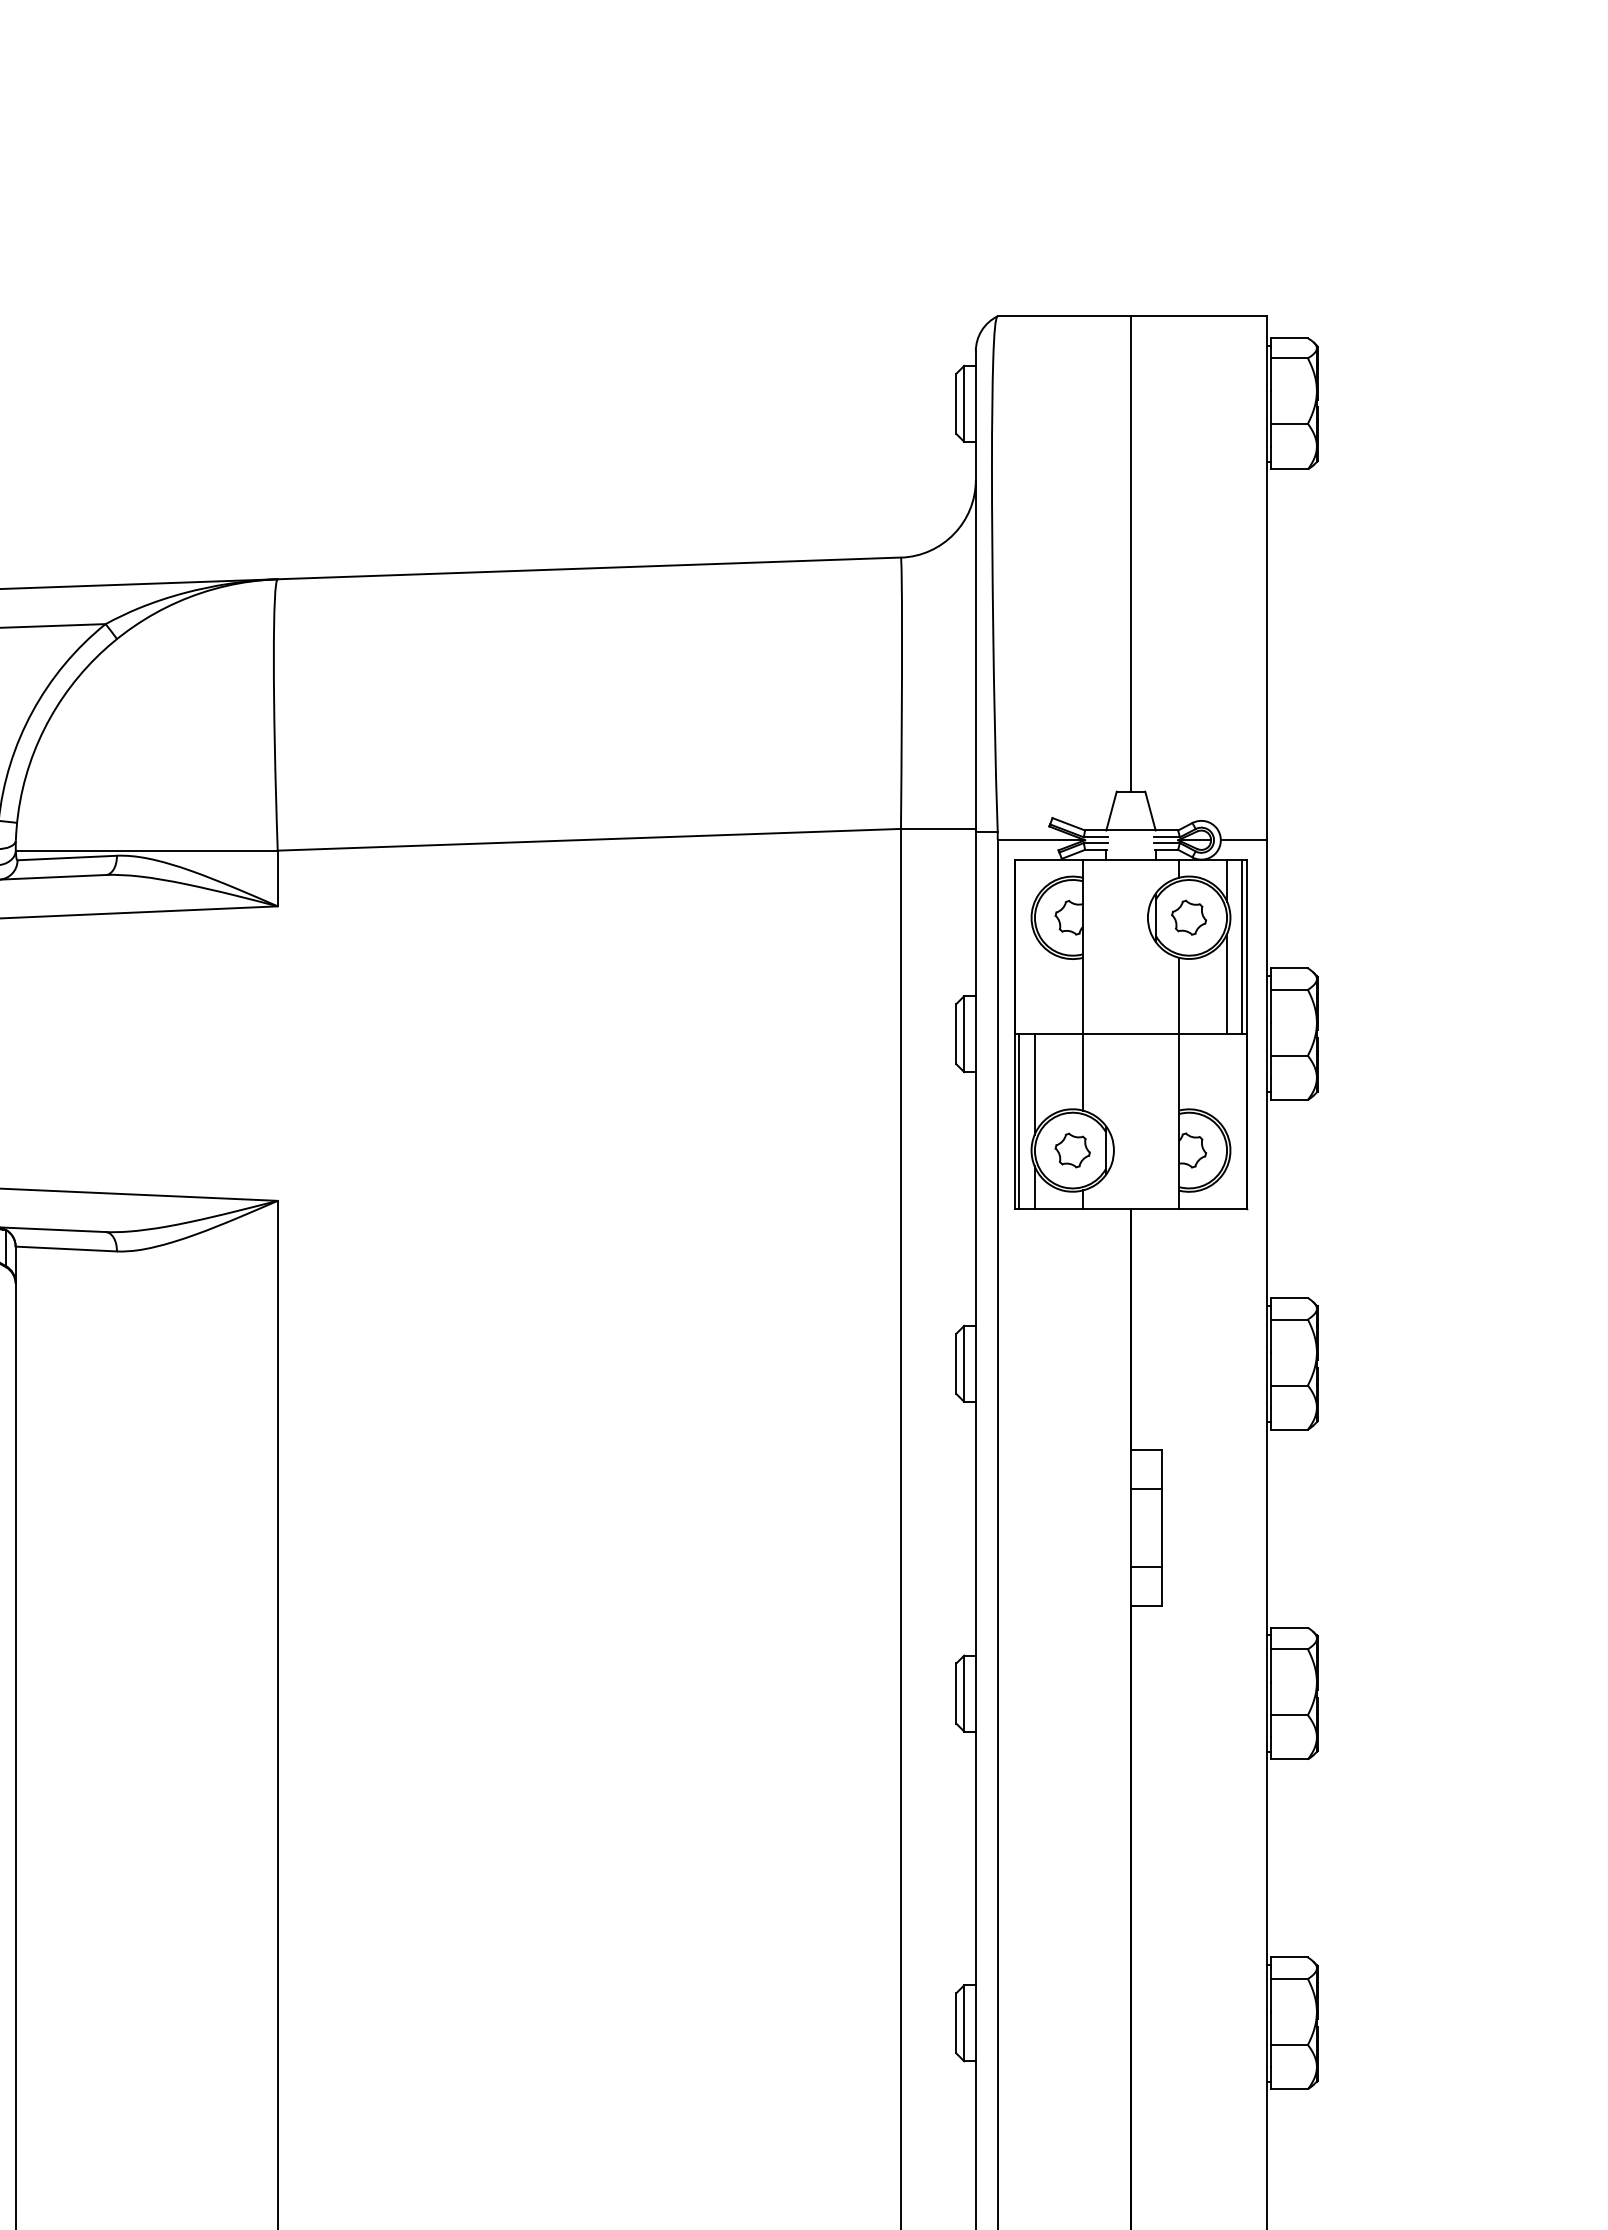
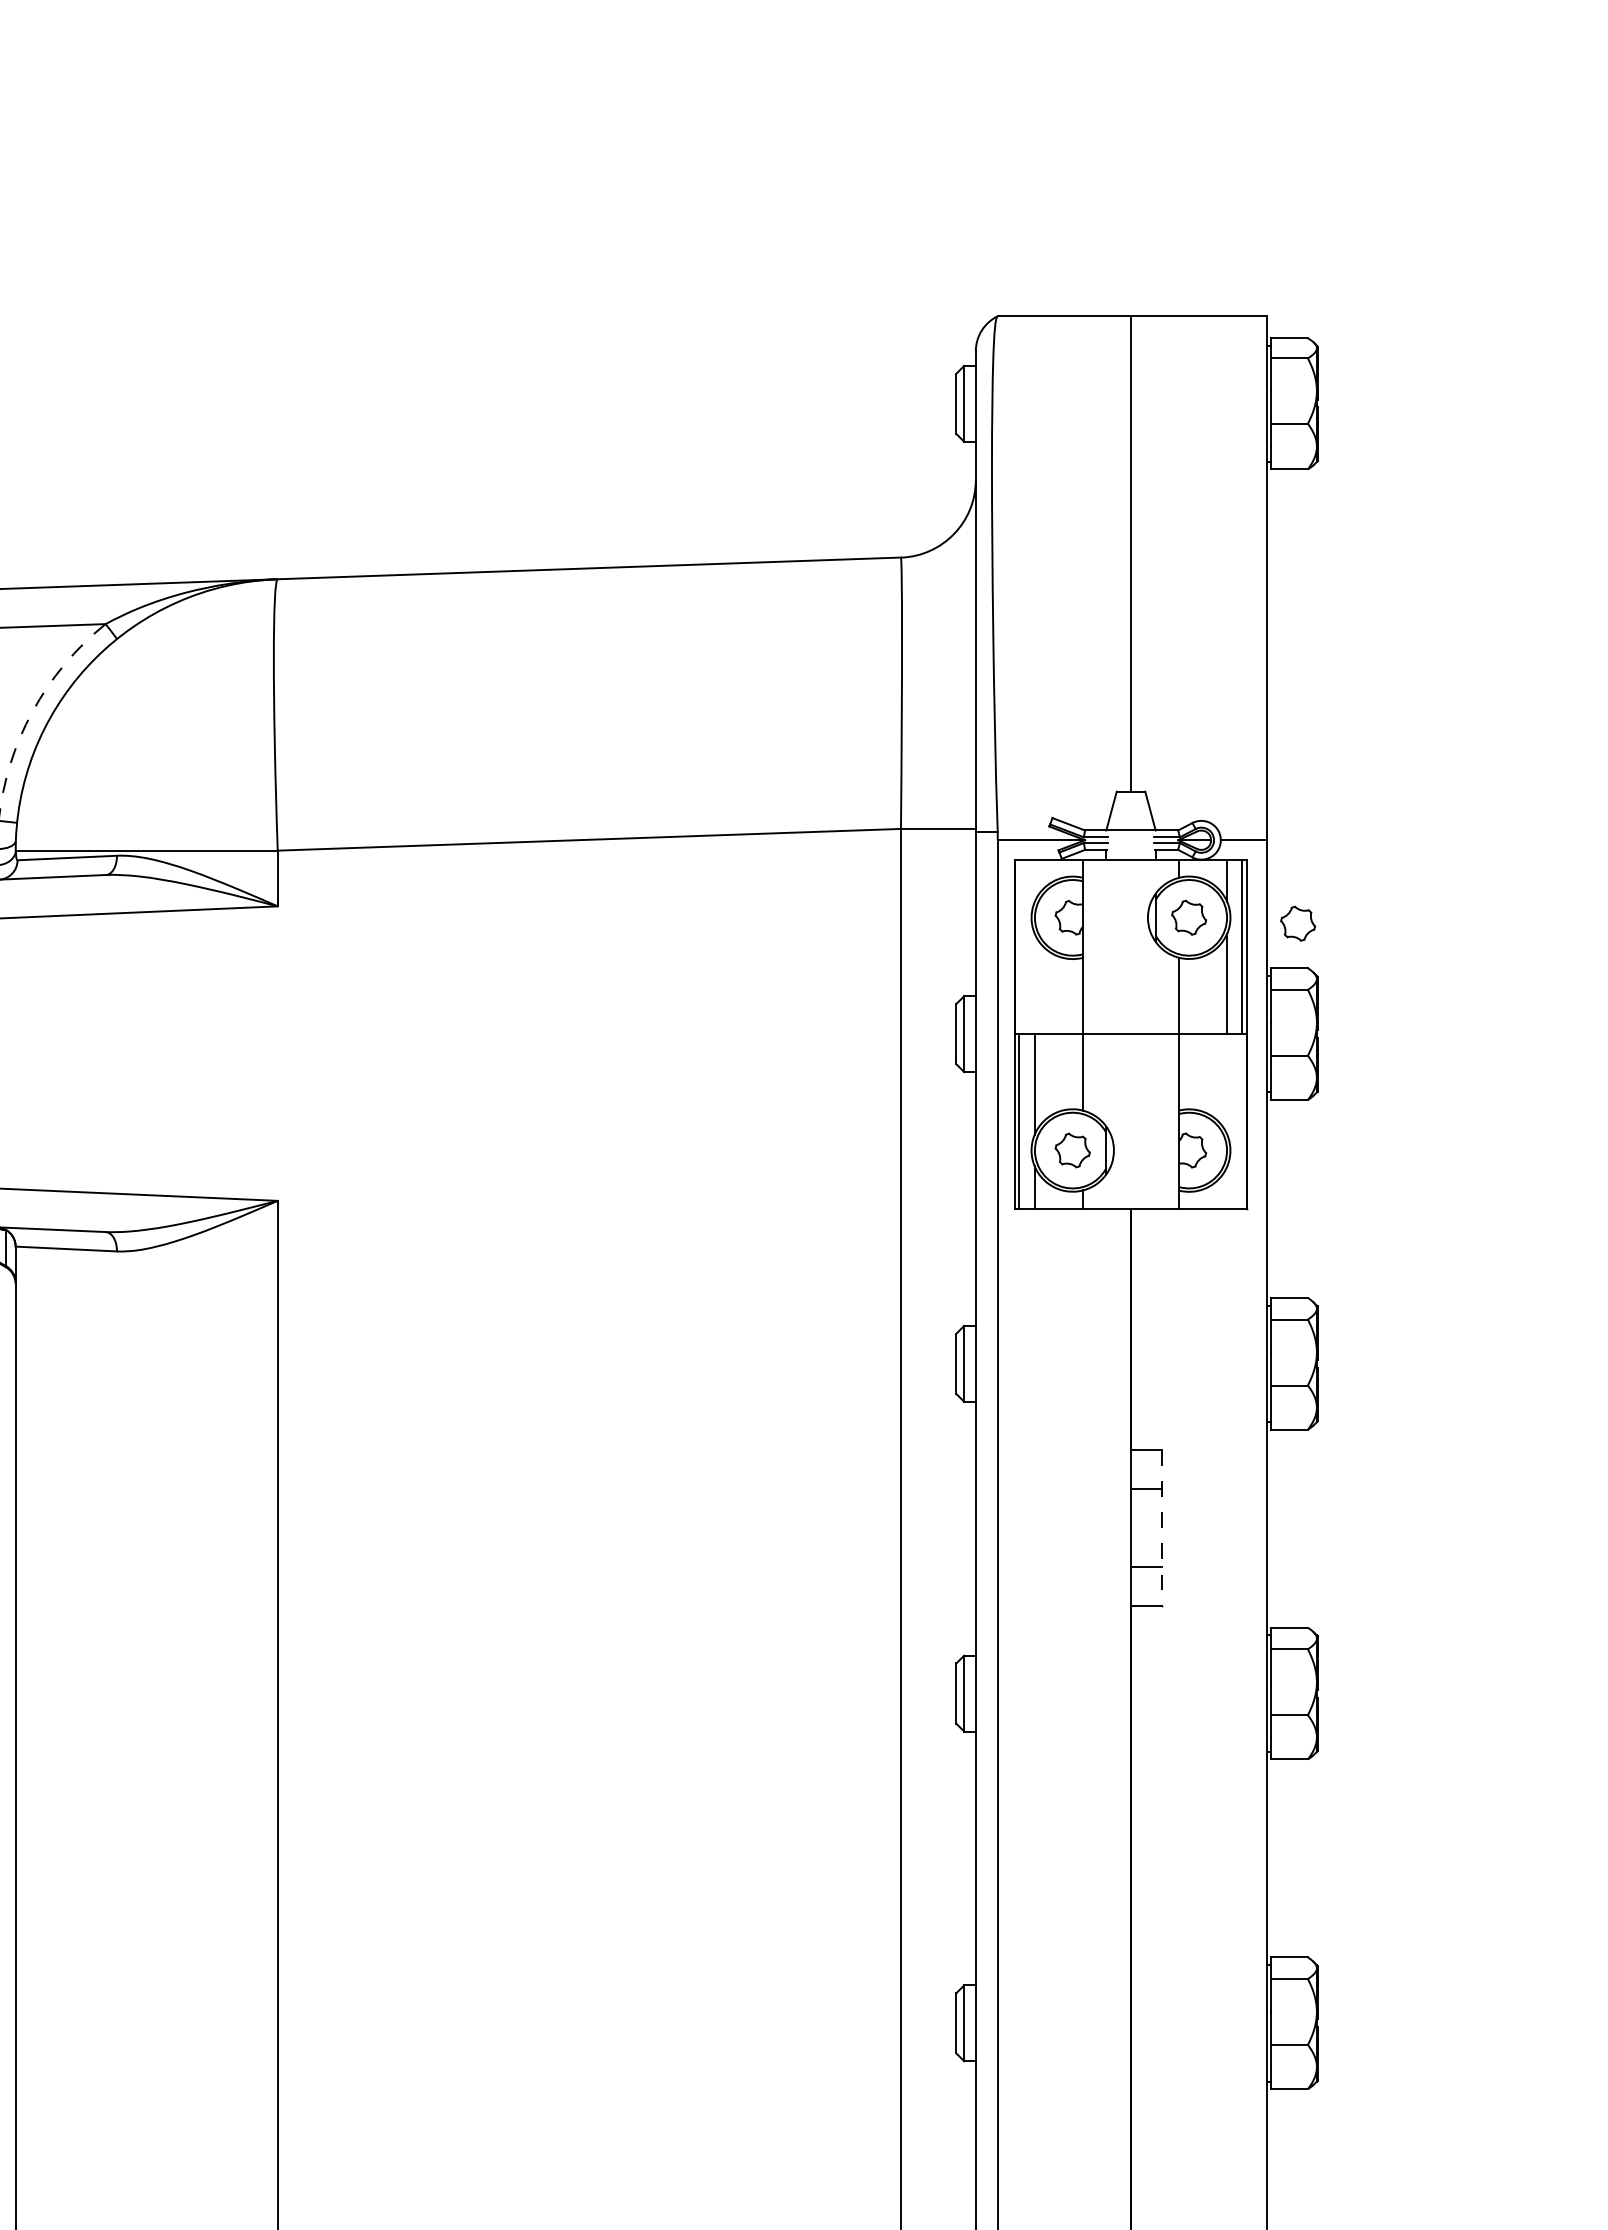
arc: solid -> dashed (34, 708)
part: none -> present (1297, 923)
line: solid -> dashed (1162, 1527)
